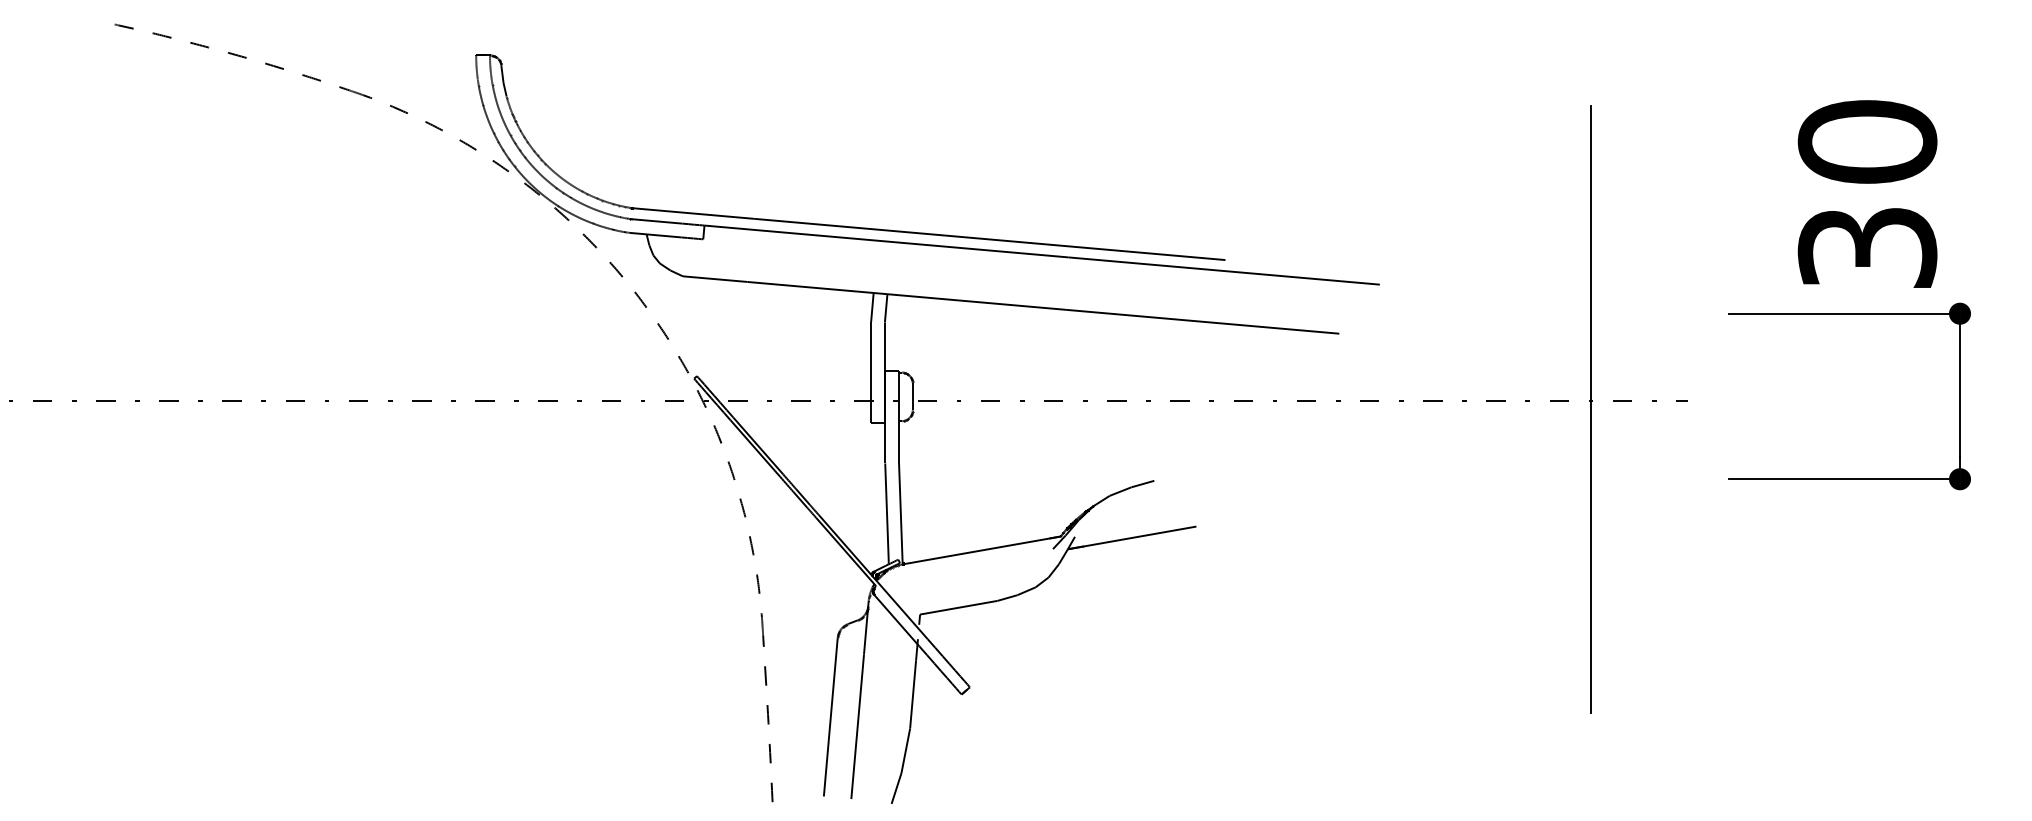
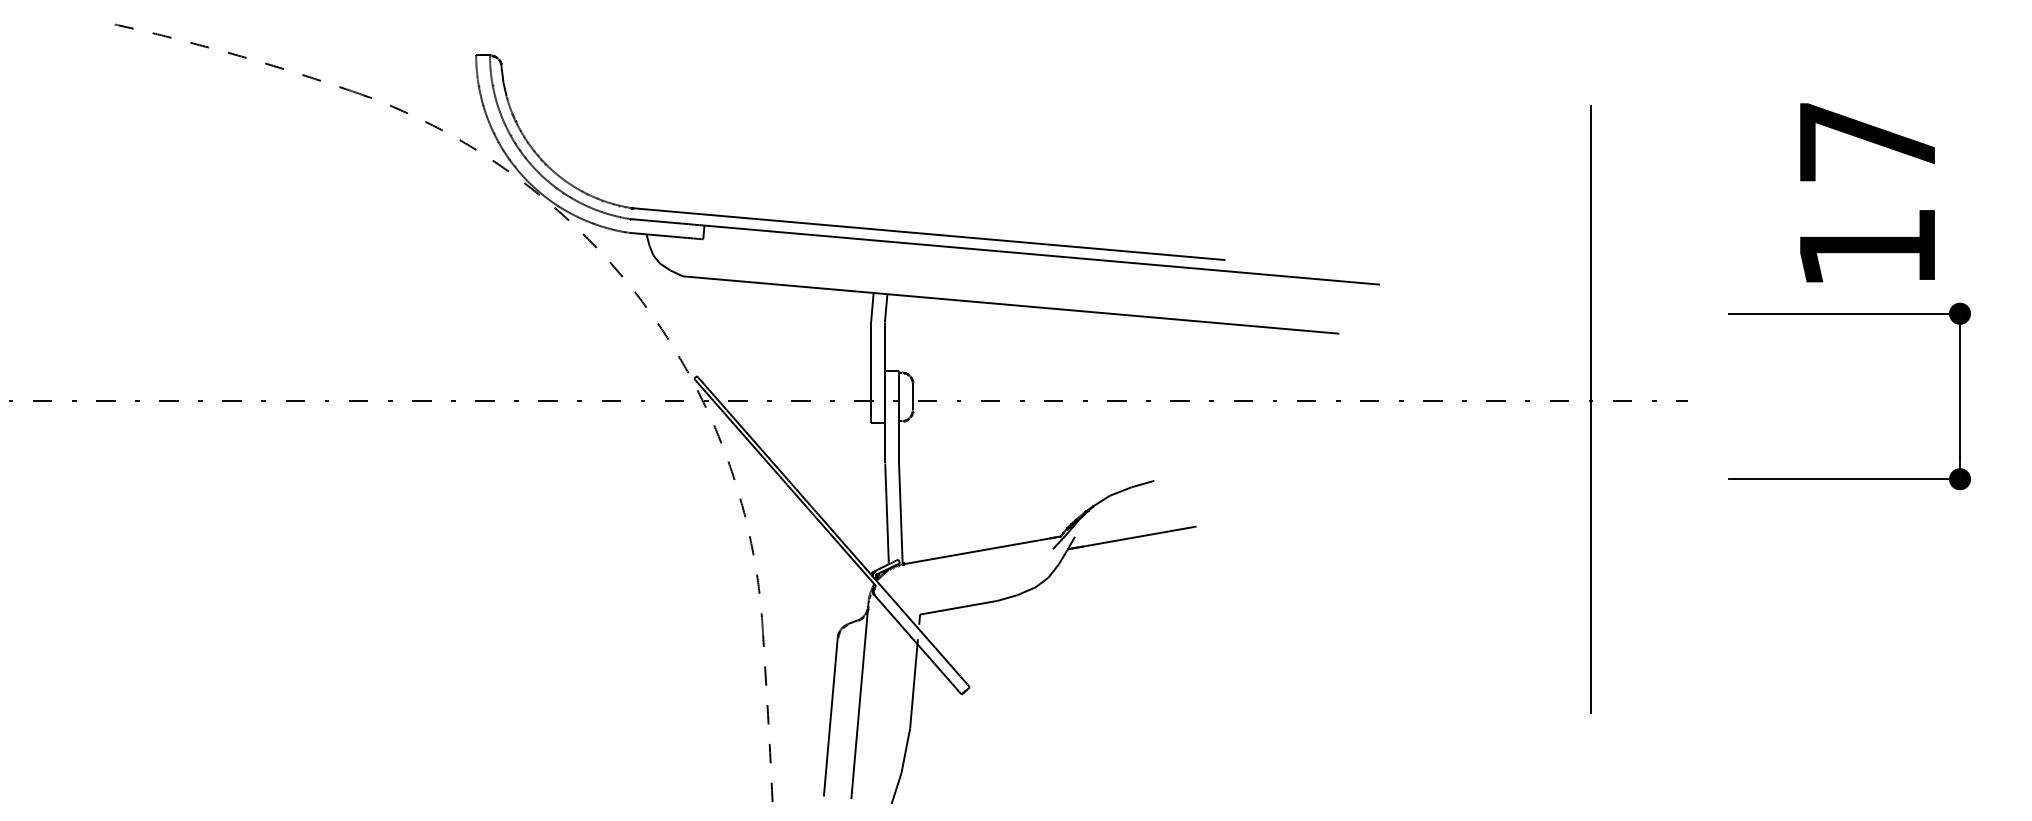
text: 30 -> 17 (1867, 193)
